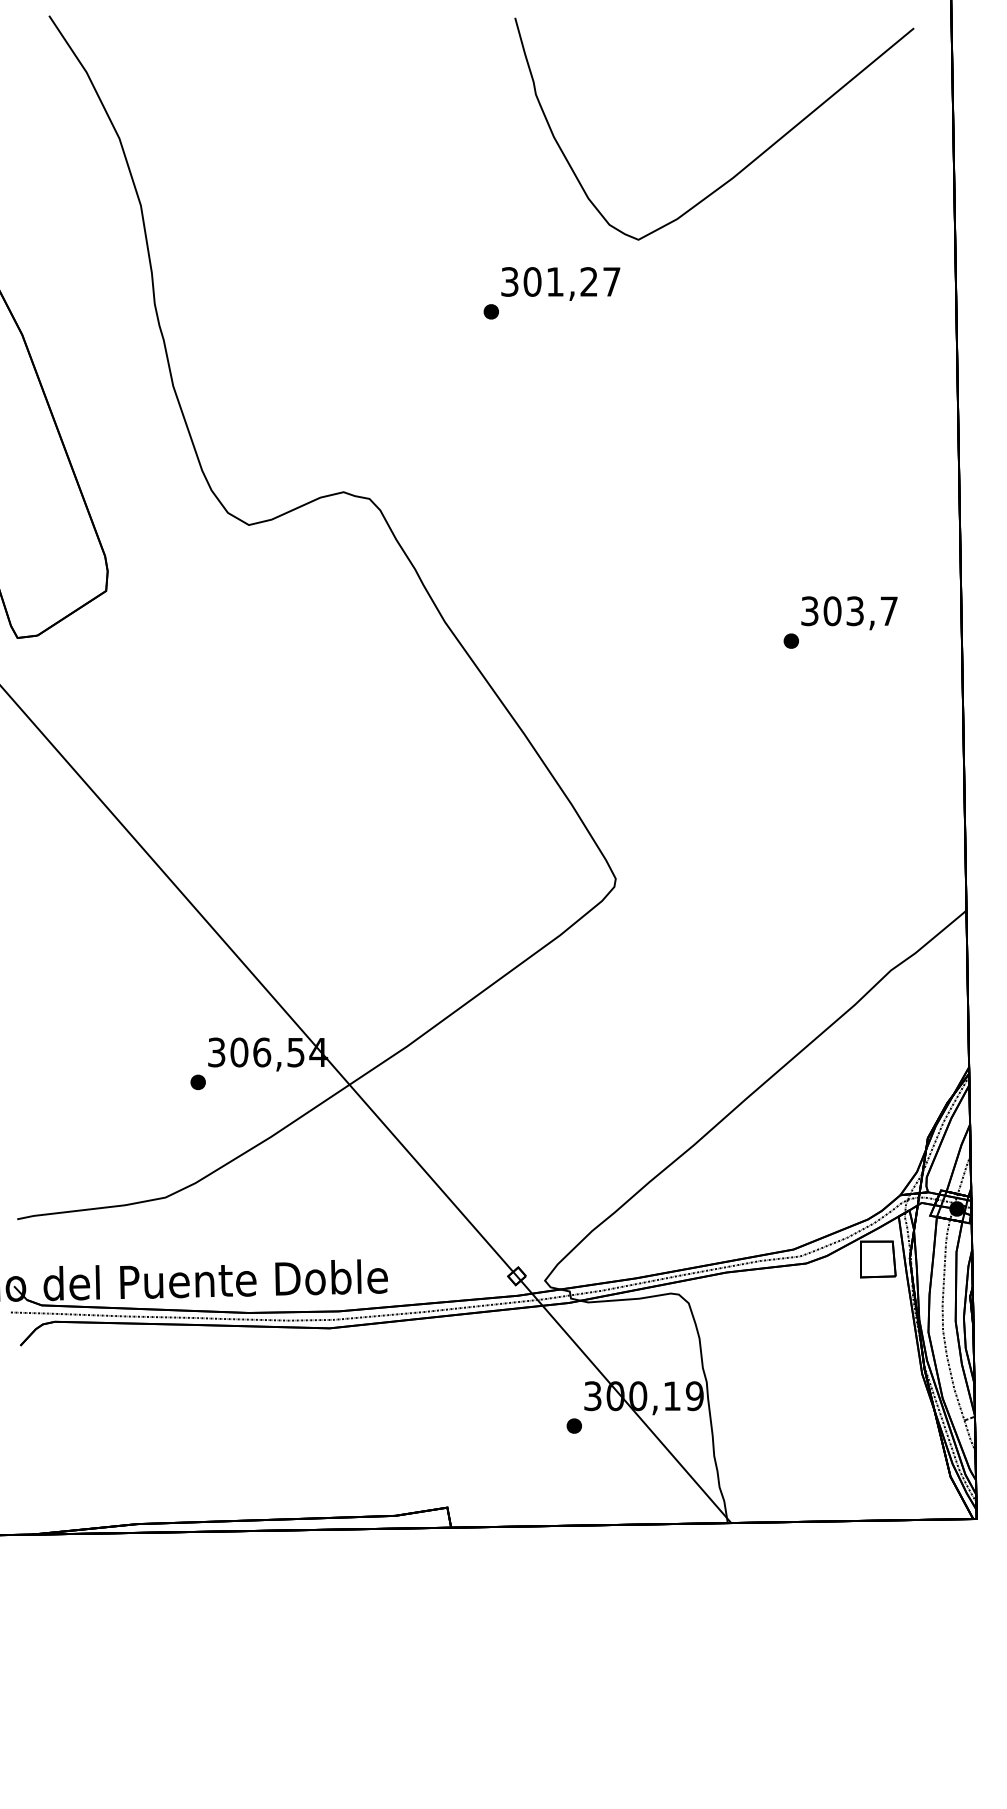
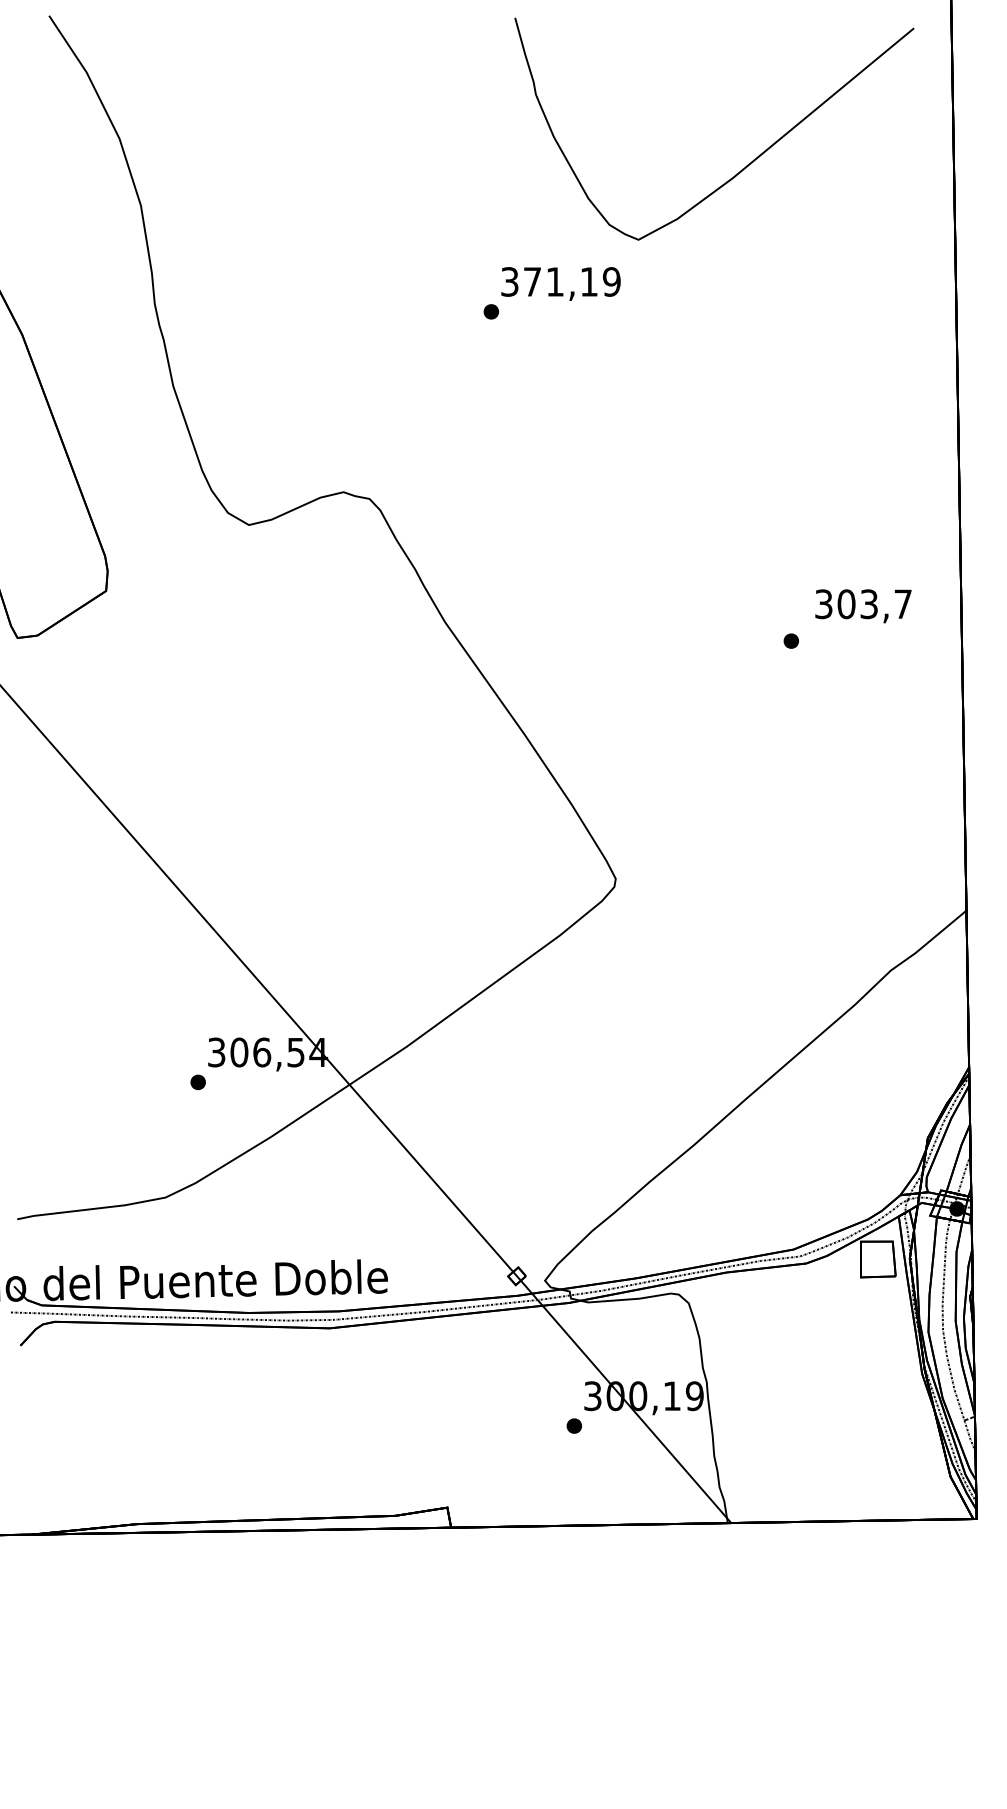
text: 301,27 -> 371,19 (571, 281)
text position: (849, 613) -> (863, 606) (863, 606)
